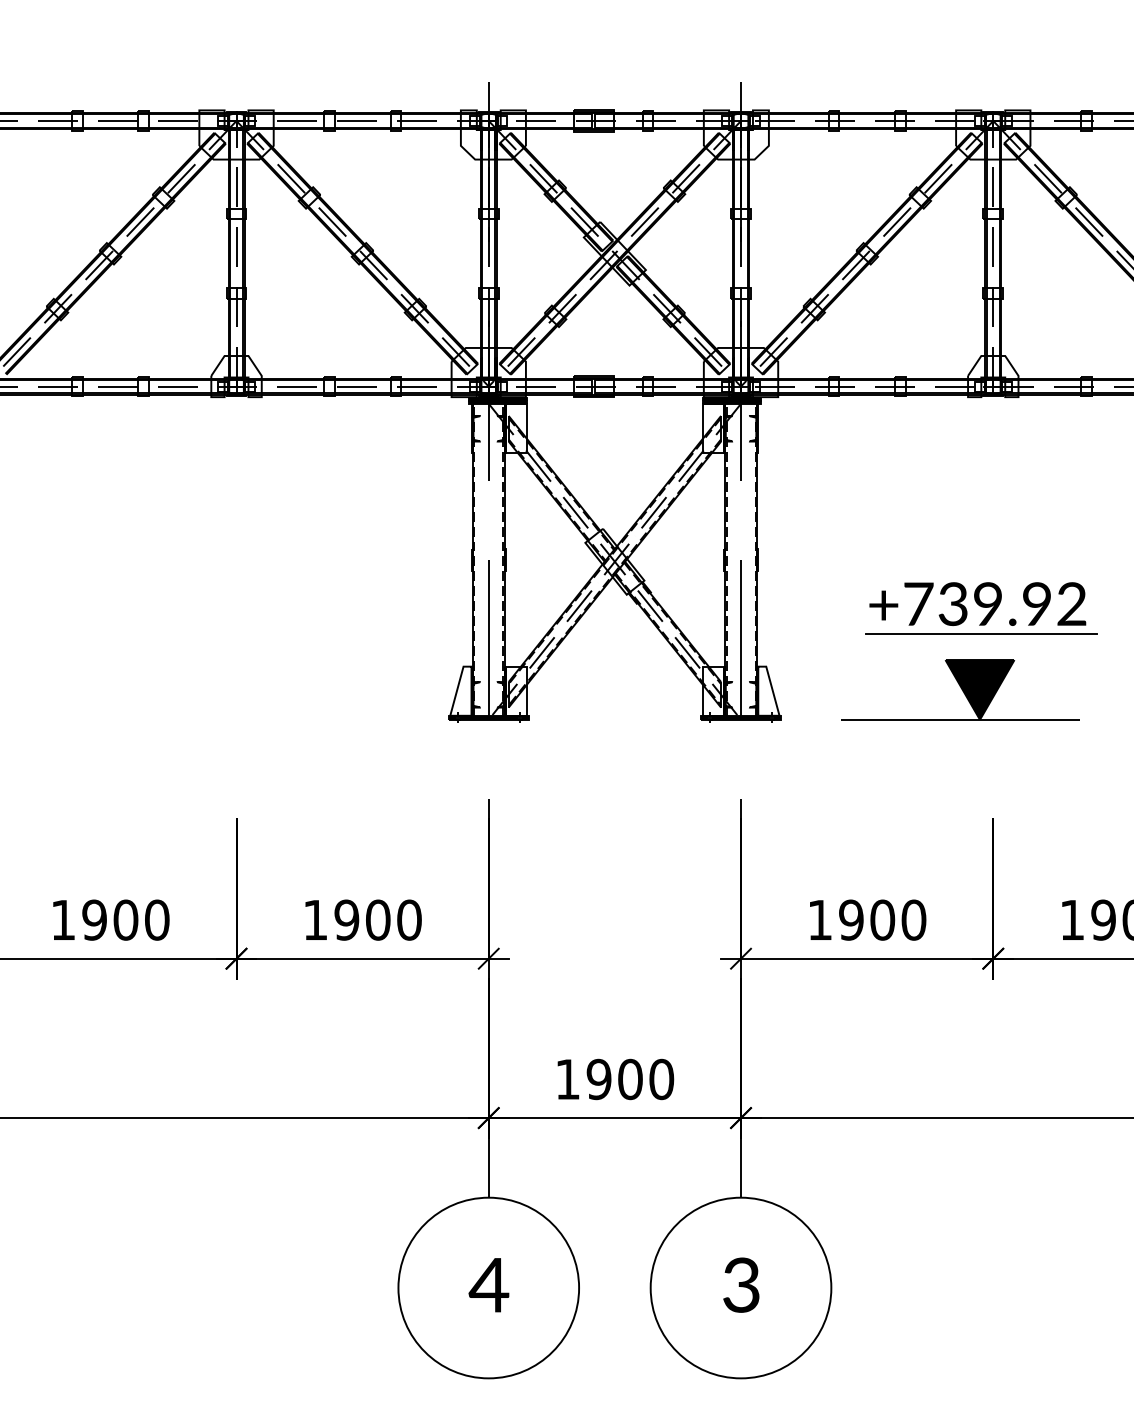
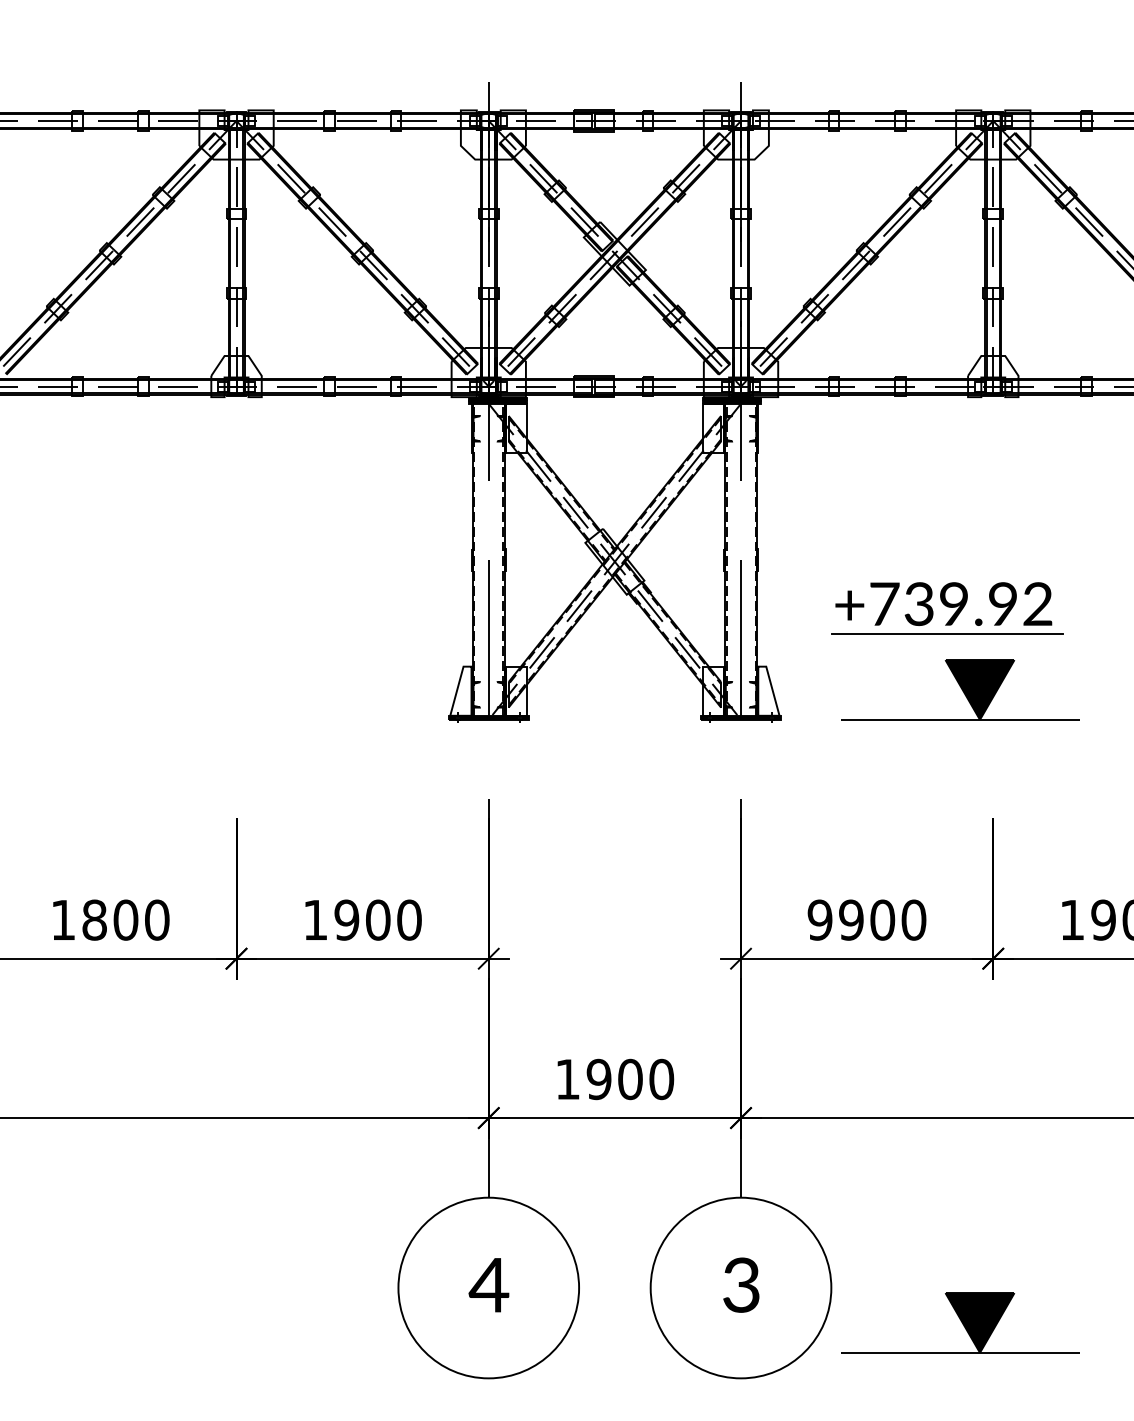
part position: (981, 608) -> (947, 608) (947, 608)
text: 1900 -> 1800 (94, 919)
text: 1900 -> 9900 (819, 919)
part: none -> present (960, 1322)
